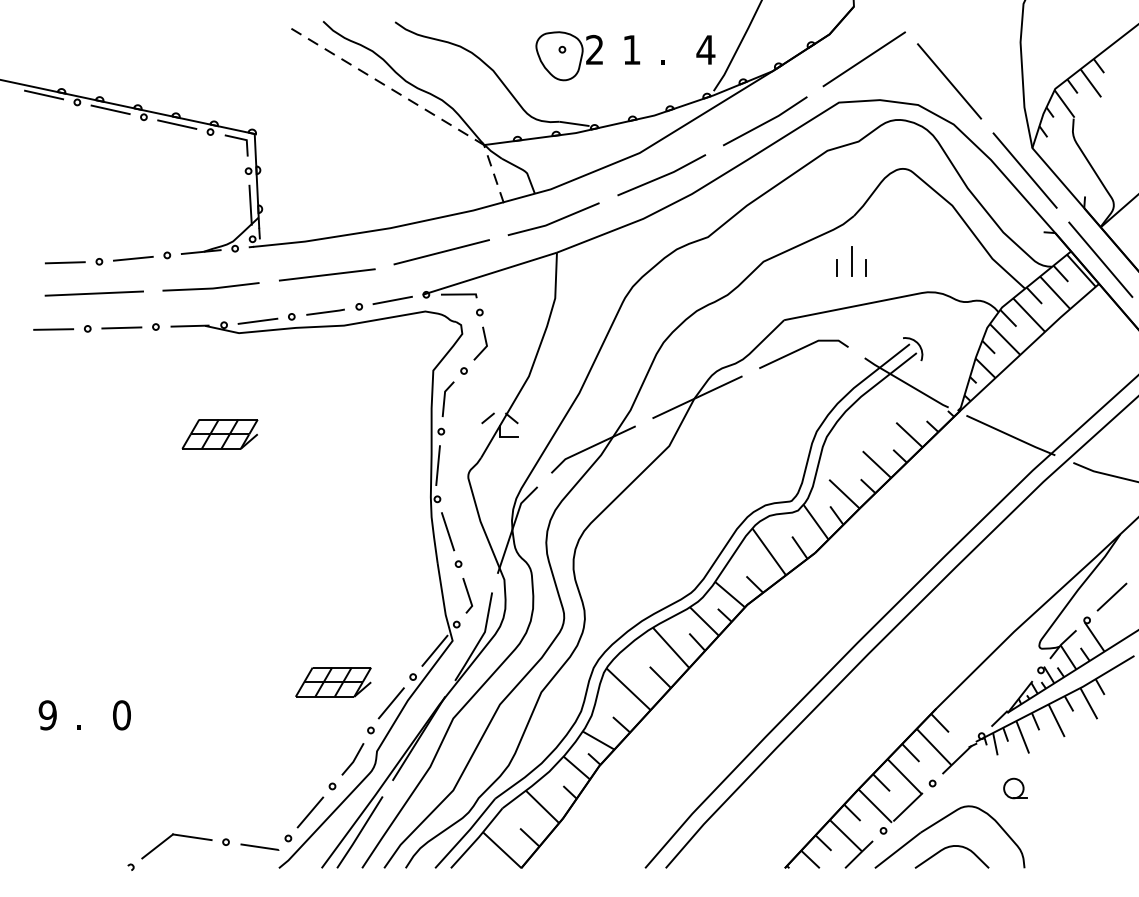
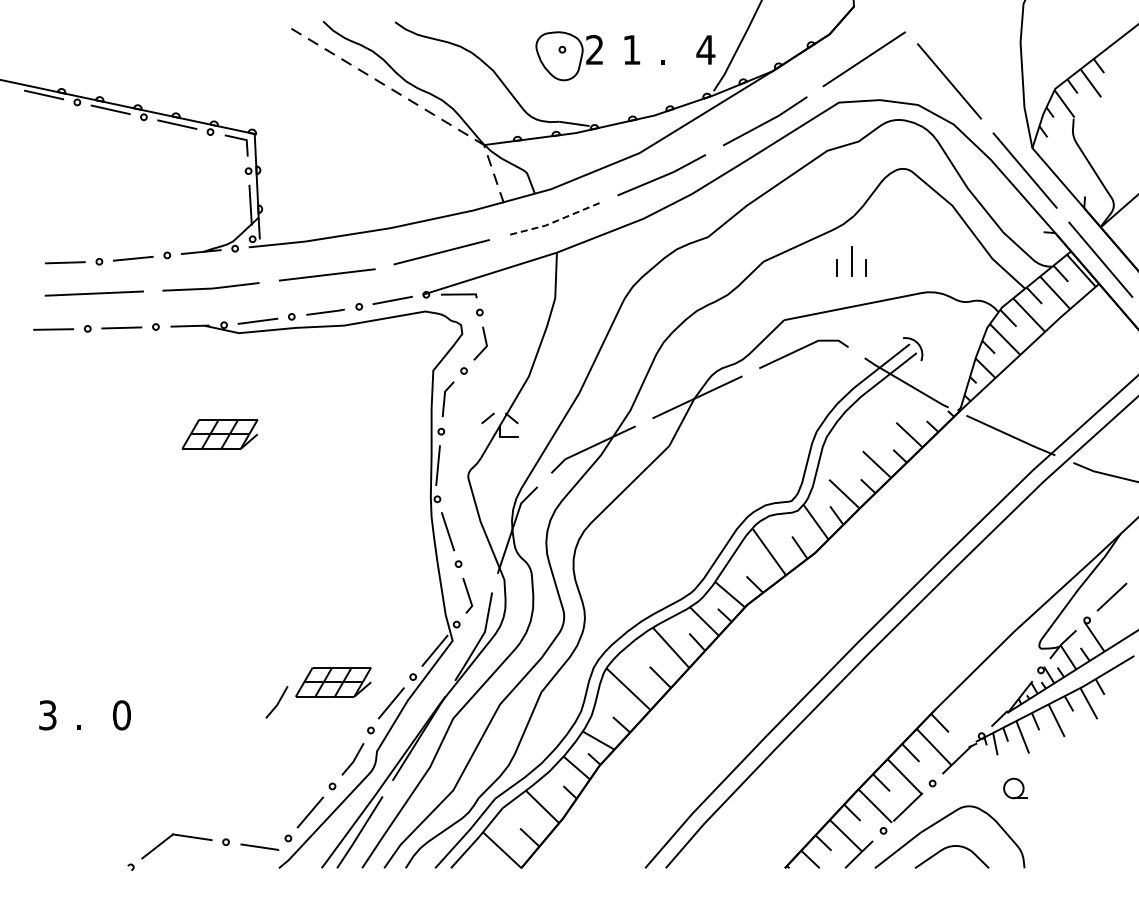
line: solid -> dashed (553, 222)
line: none -> present (277, 702)
text: 9 -> 3 (47, 715)
